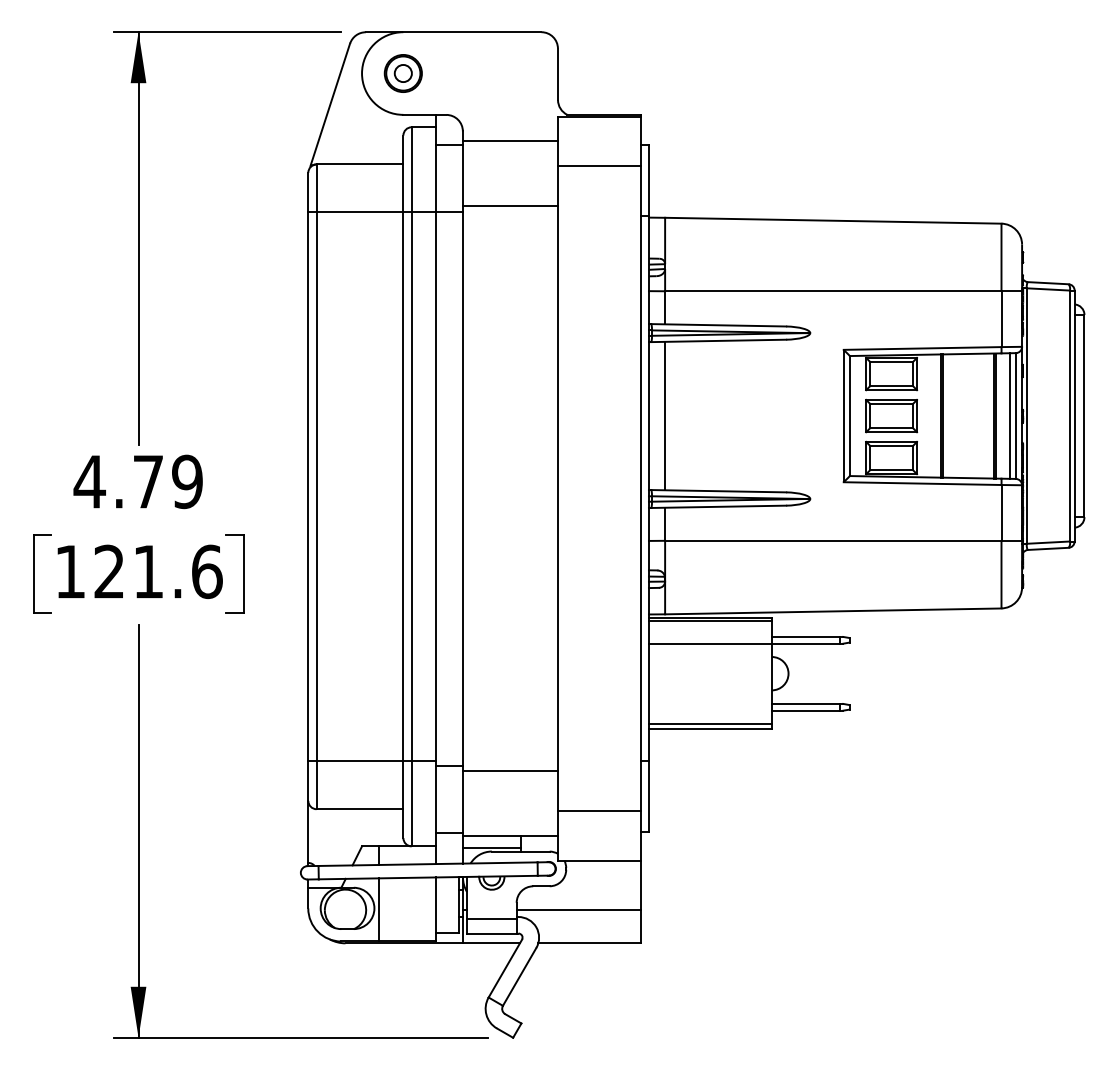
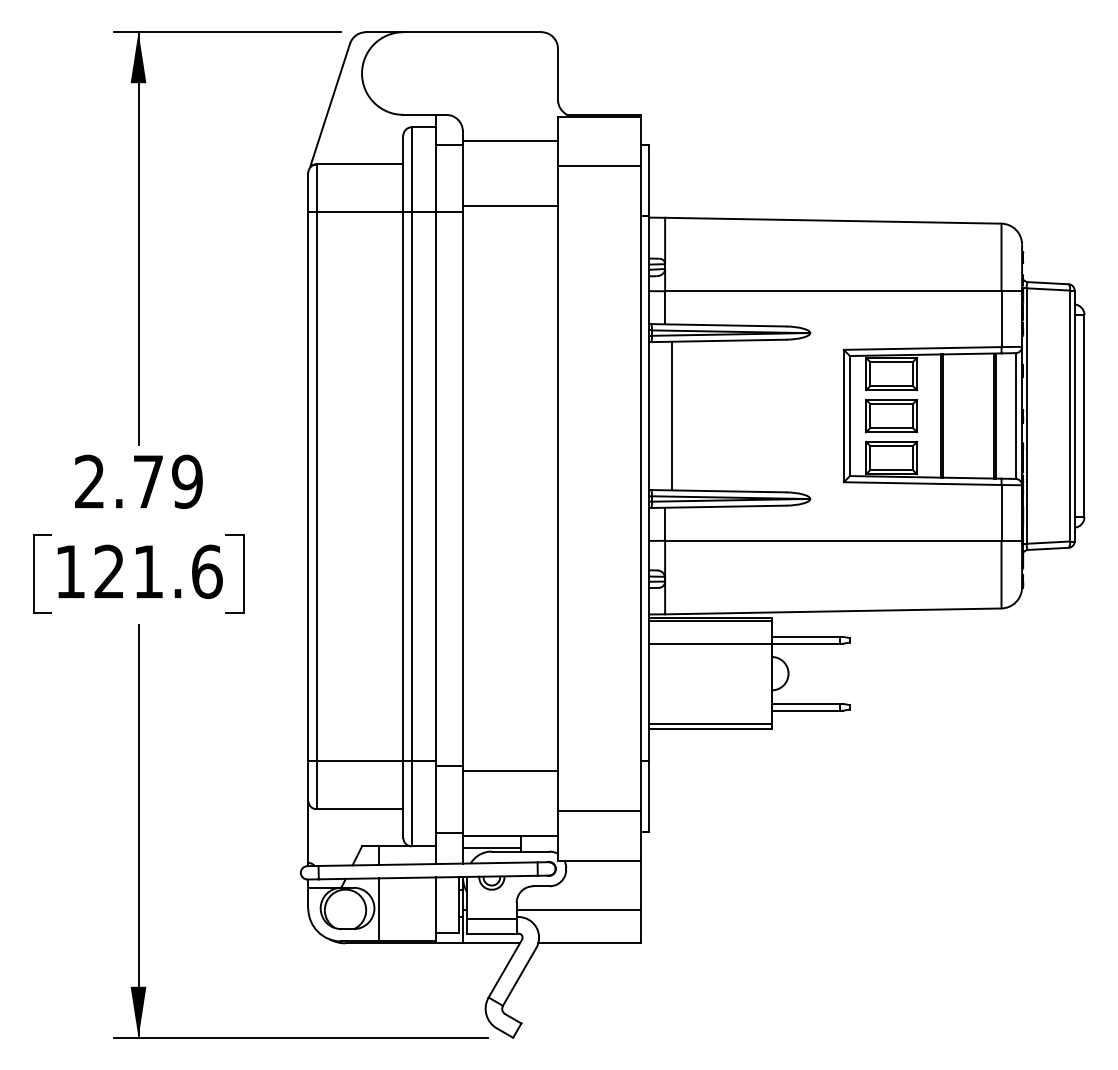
part: present -> none (402, 73)
line position: (665, 415) -> (672, 415) (672, 415)
line: present -> none (1009, 415)
text: 4.79 -> 2.79 (89, 481)
